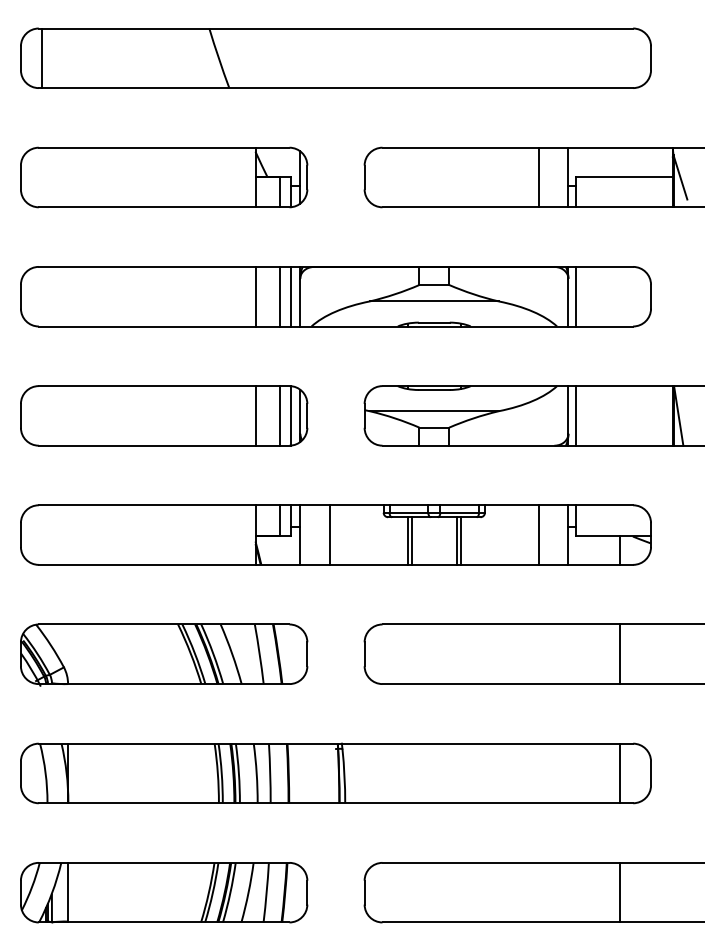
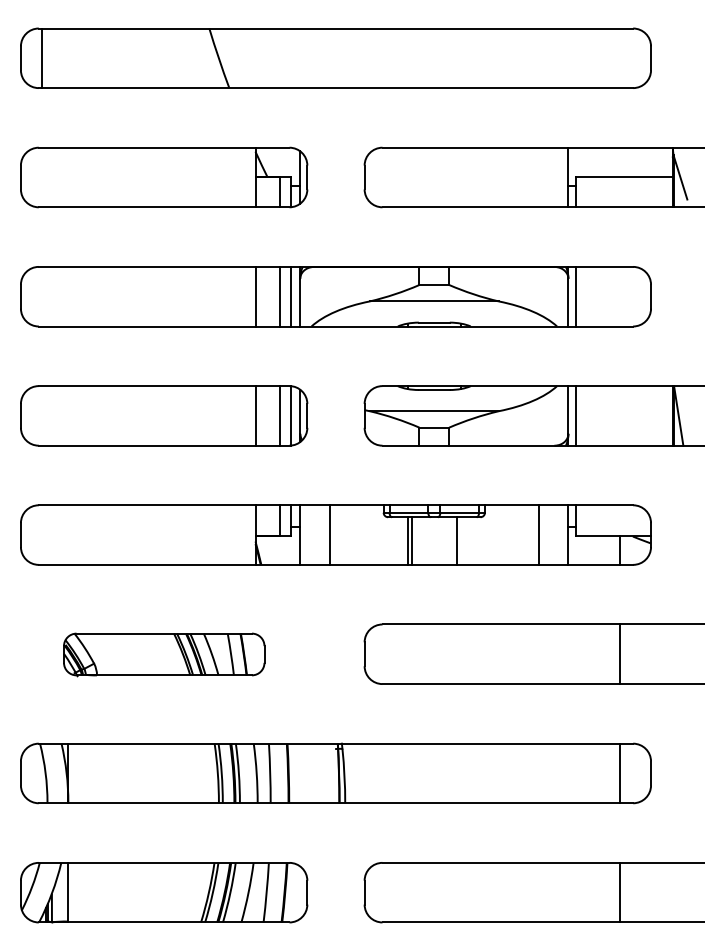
line: present -> none (538, 177)
line: present -> none (461, 540)
part size: 289x64 px -> 203x46 px (164, 654)
